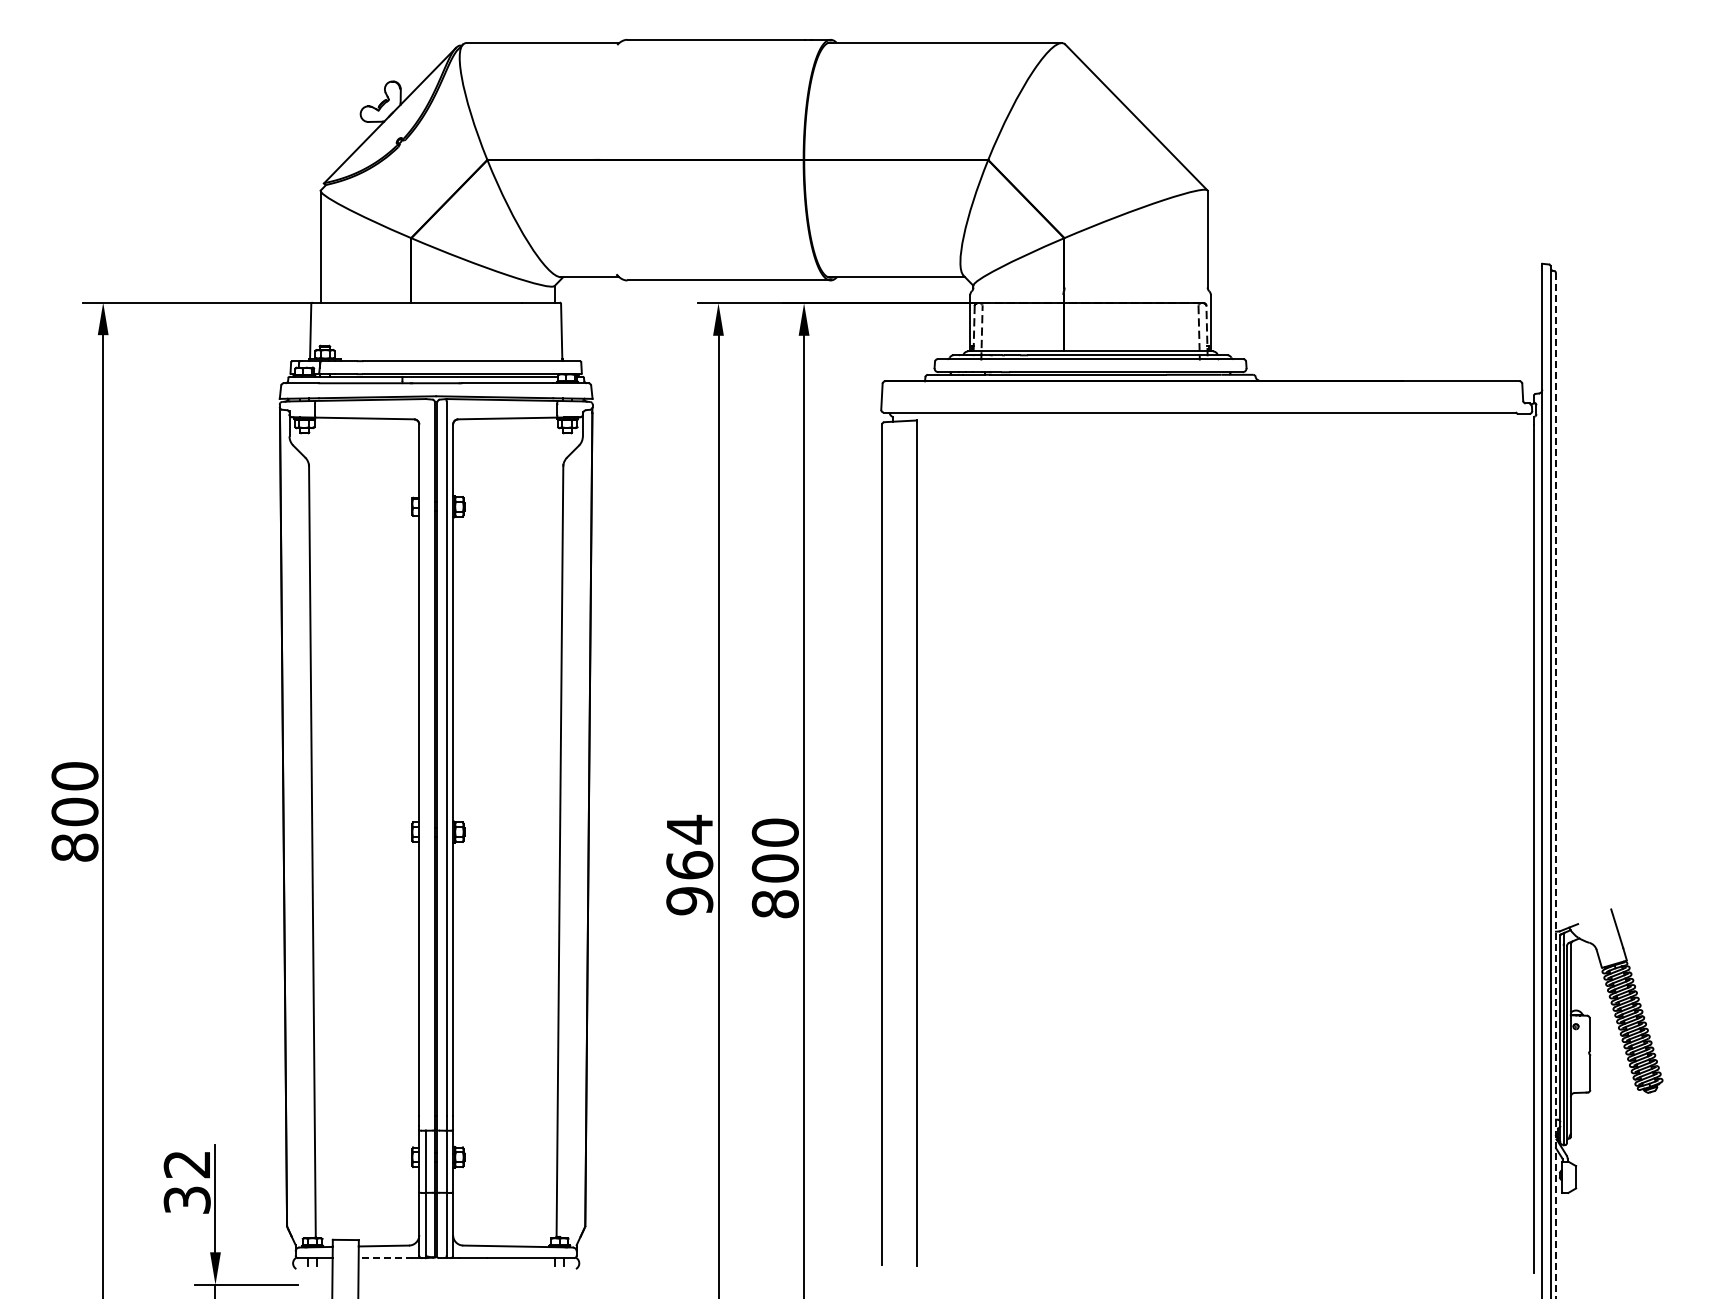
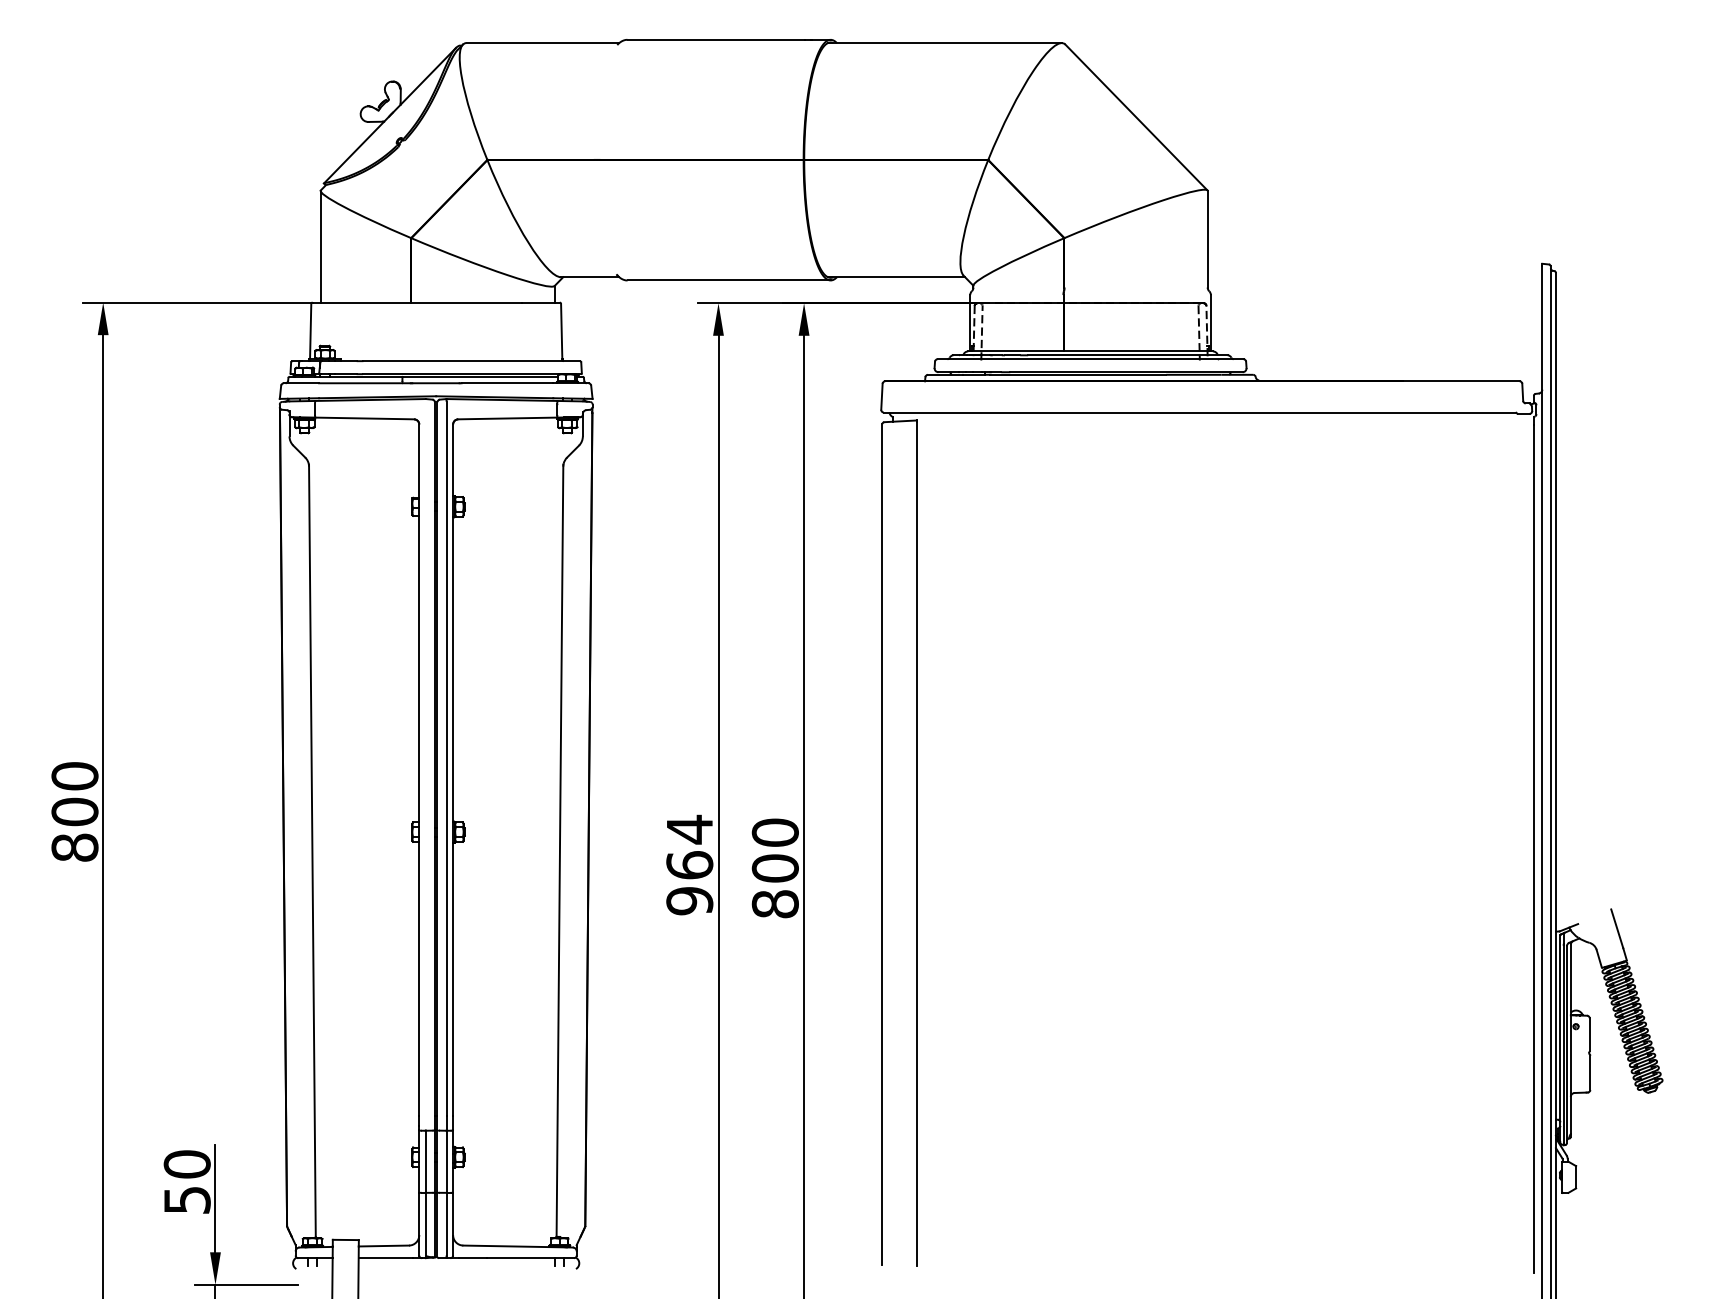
line: dashed -> solid (1555, 785)
text: 32 -> 50 (186, 1181)
line: dashed -> solid (385, 1258)
